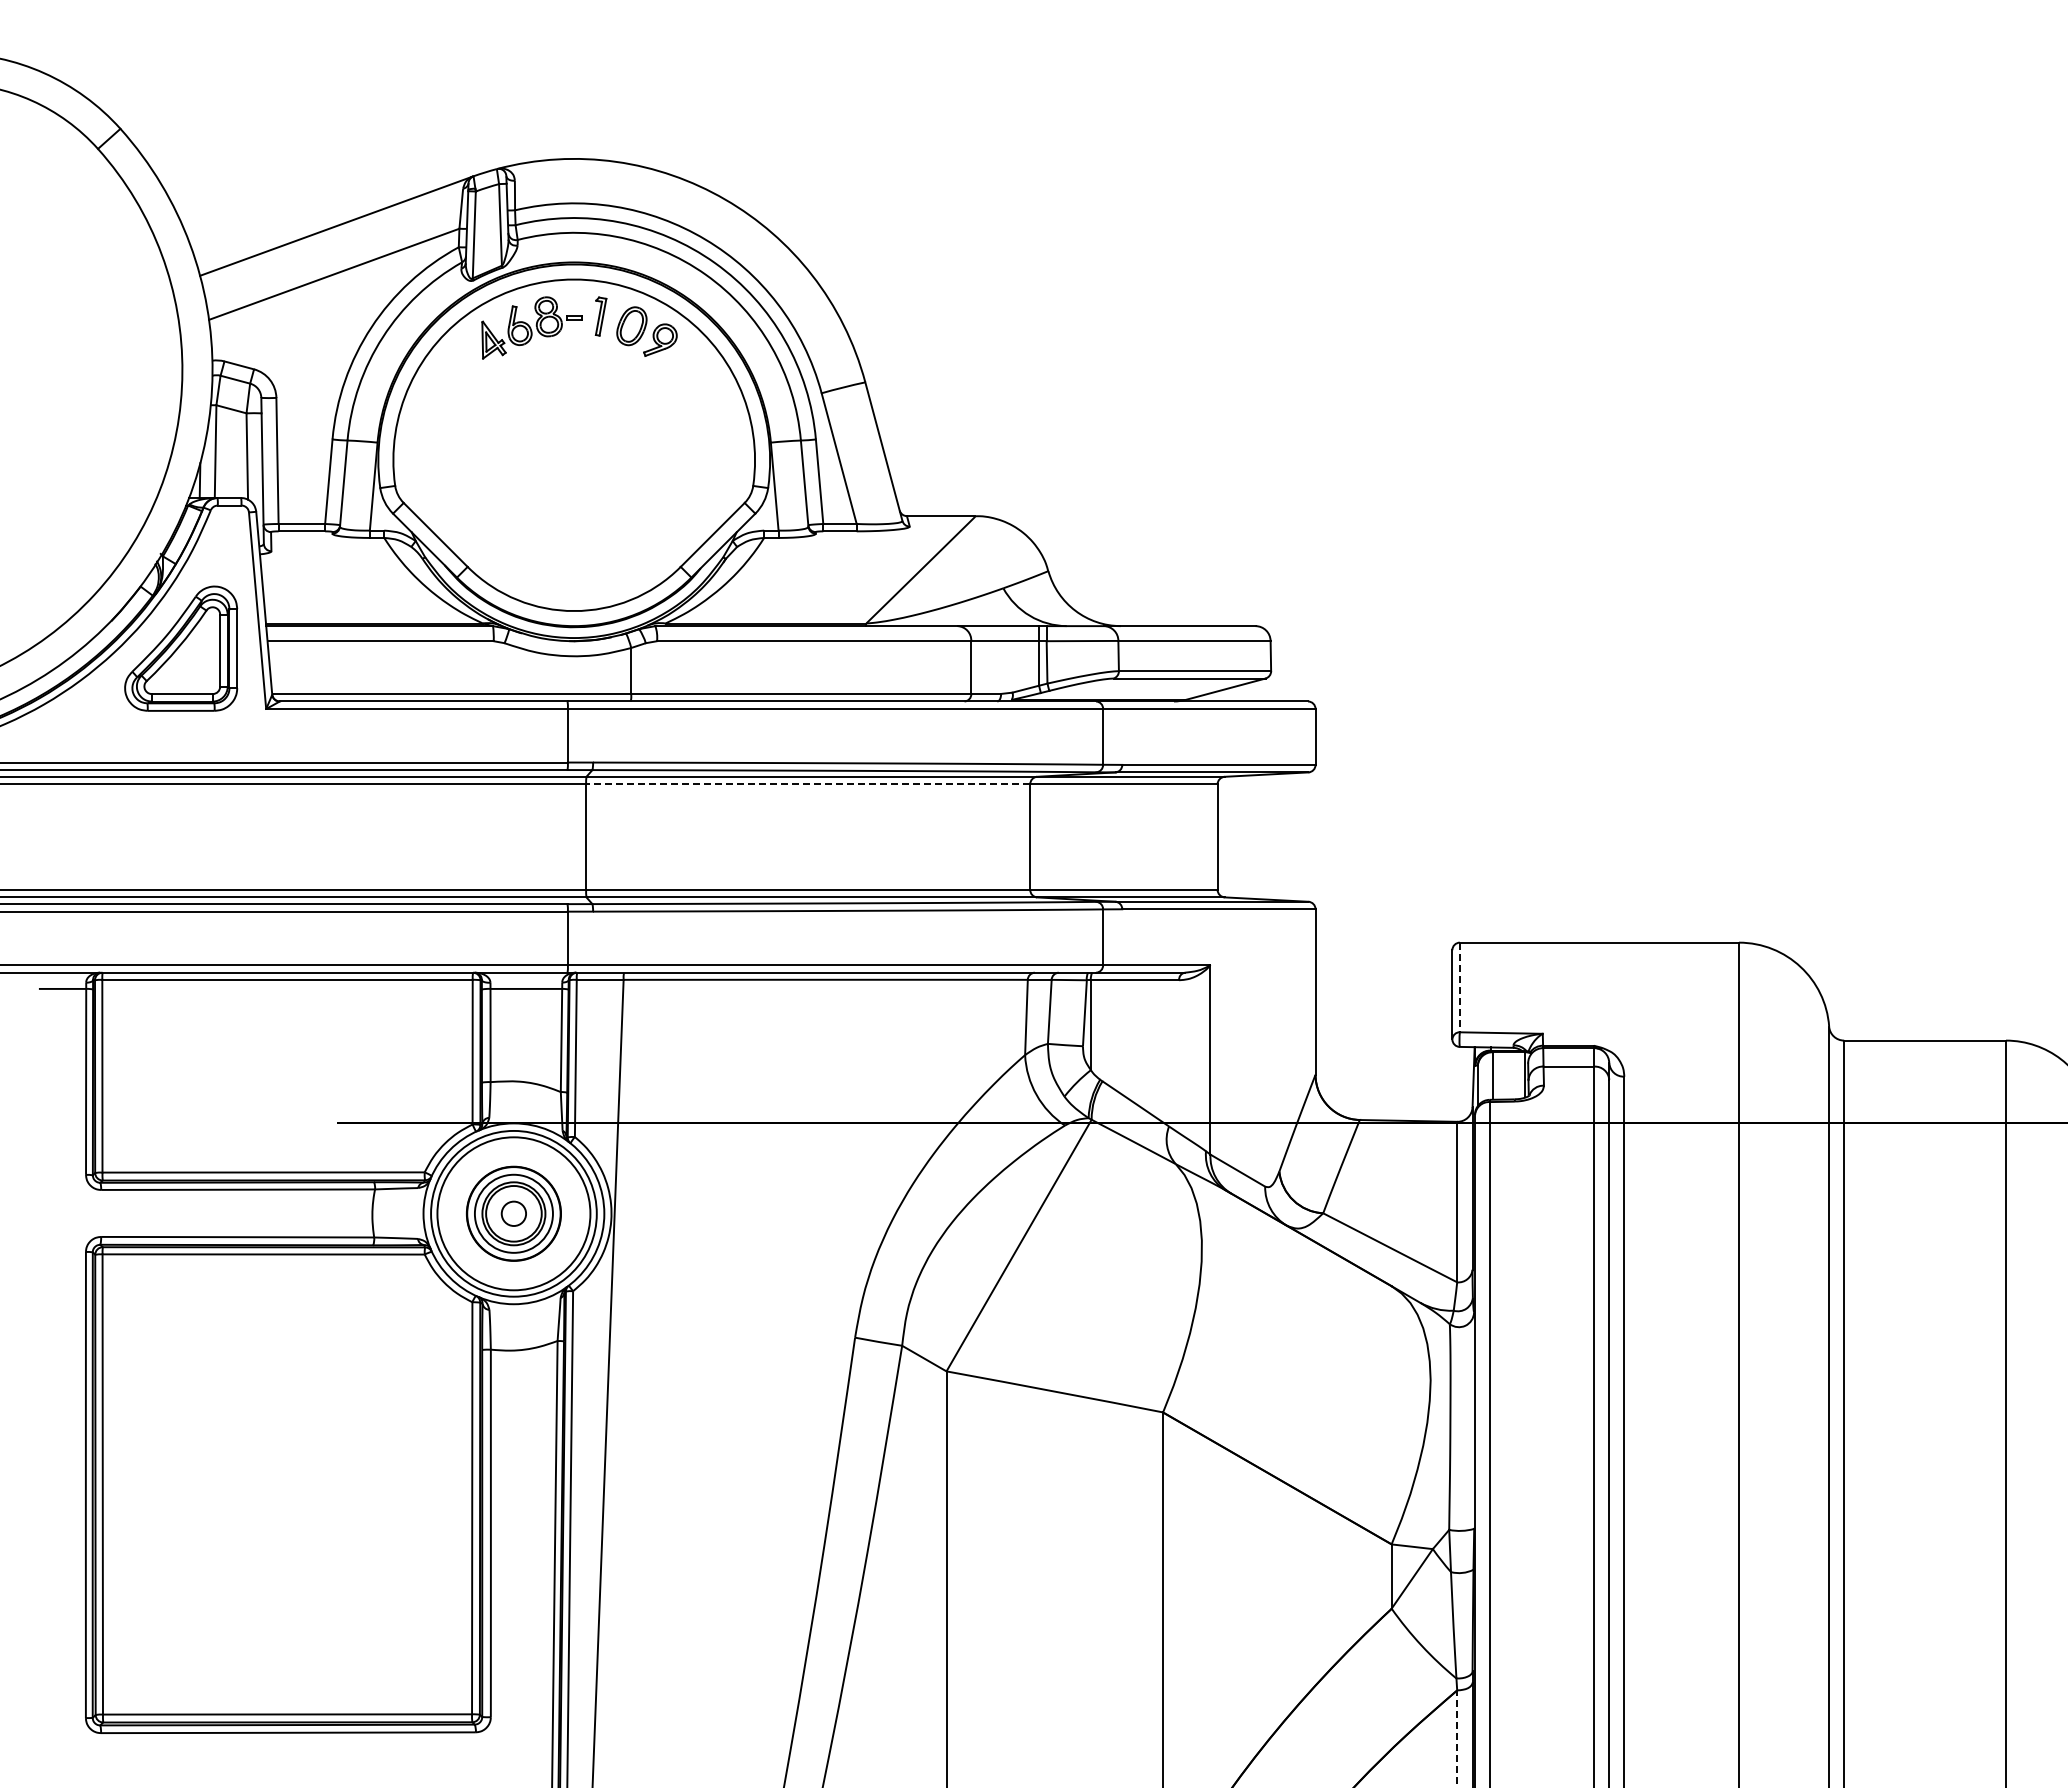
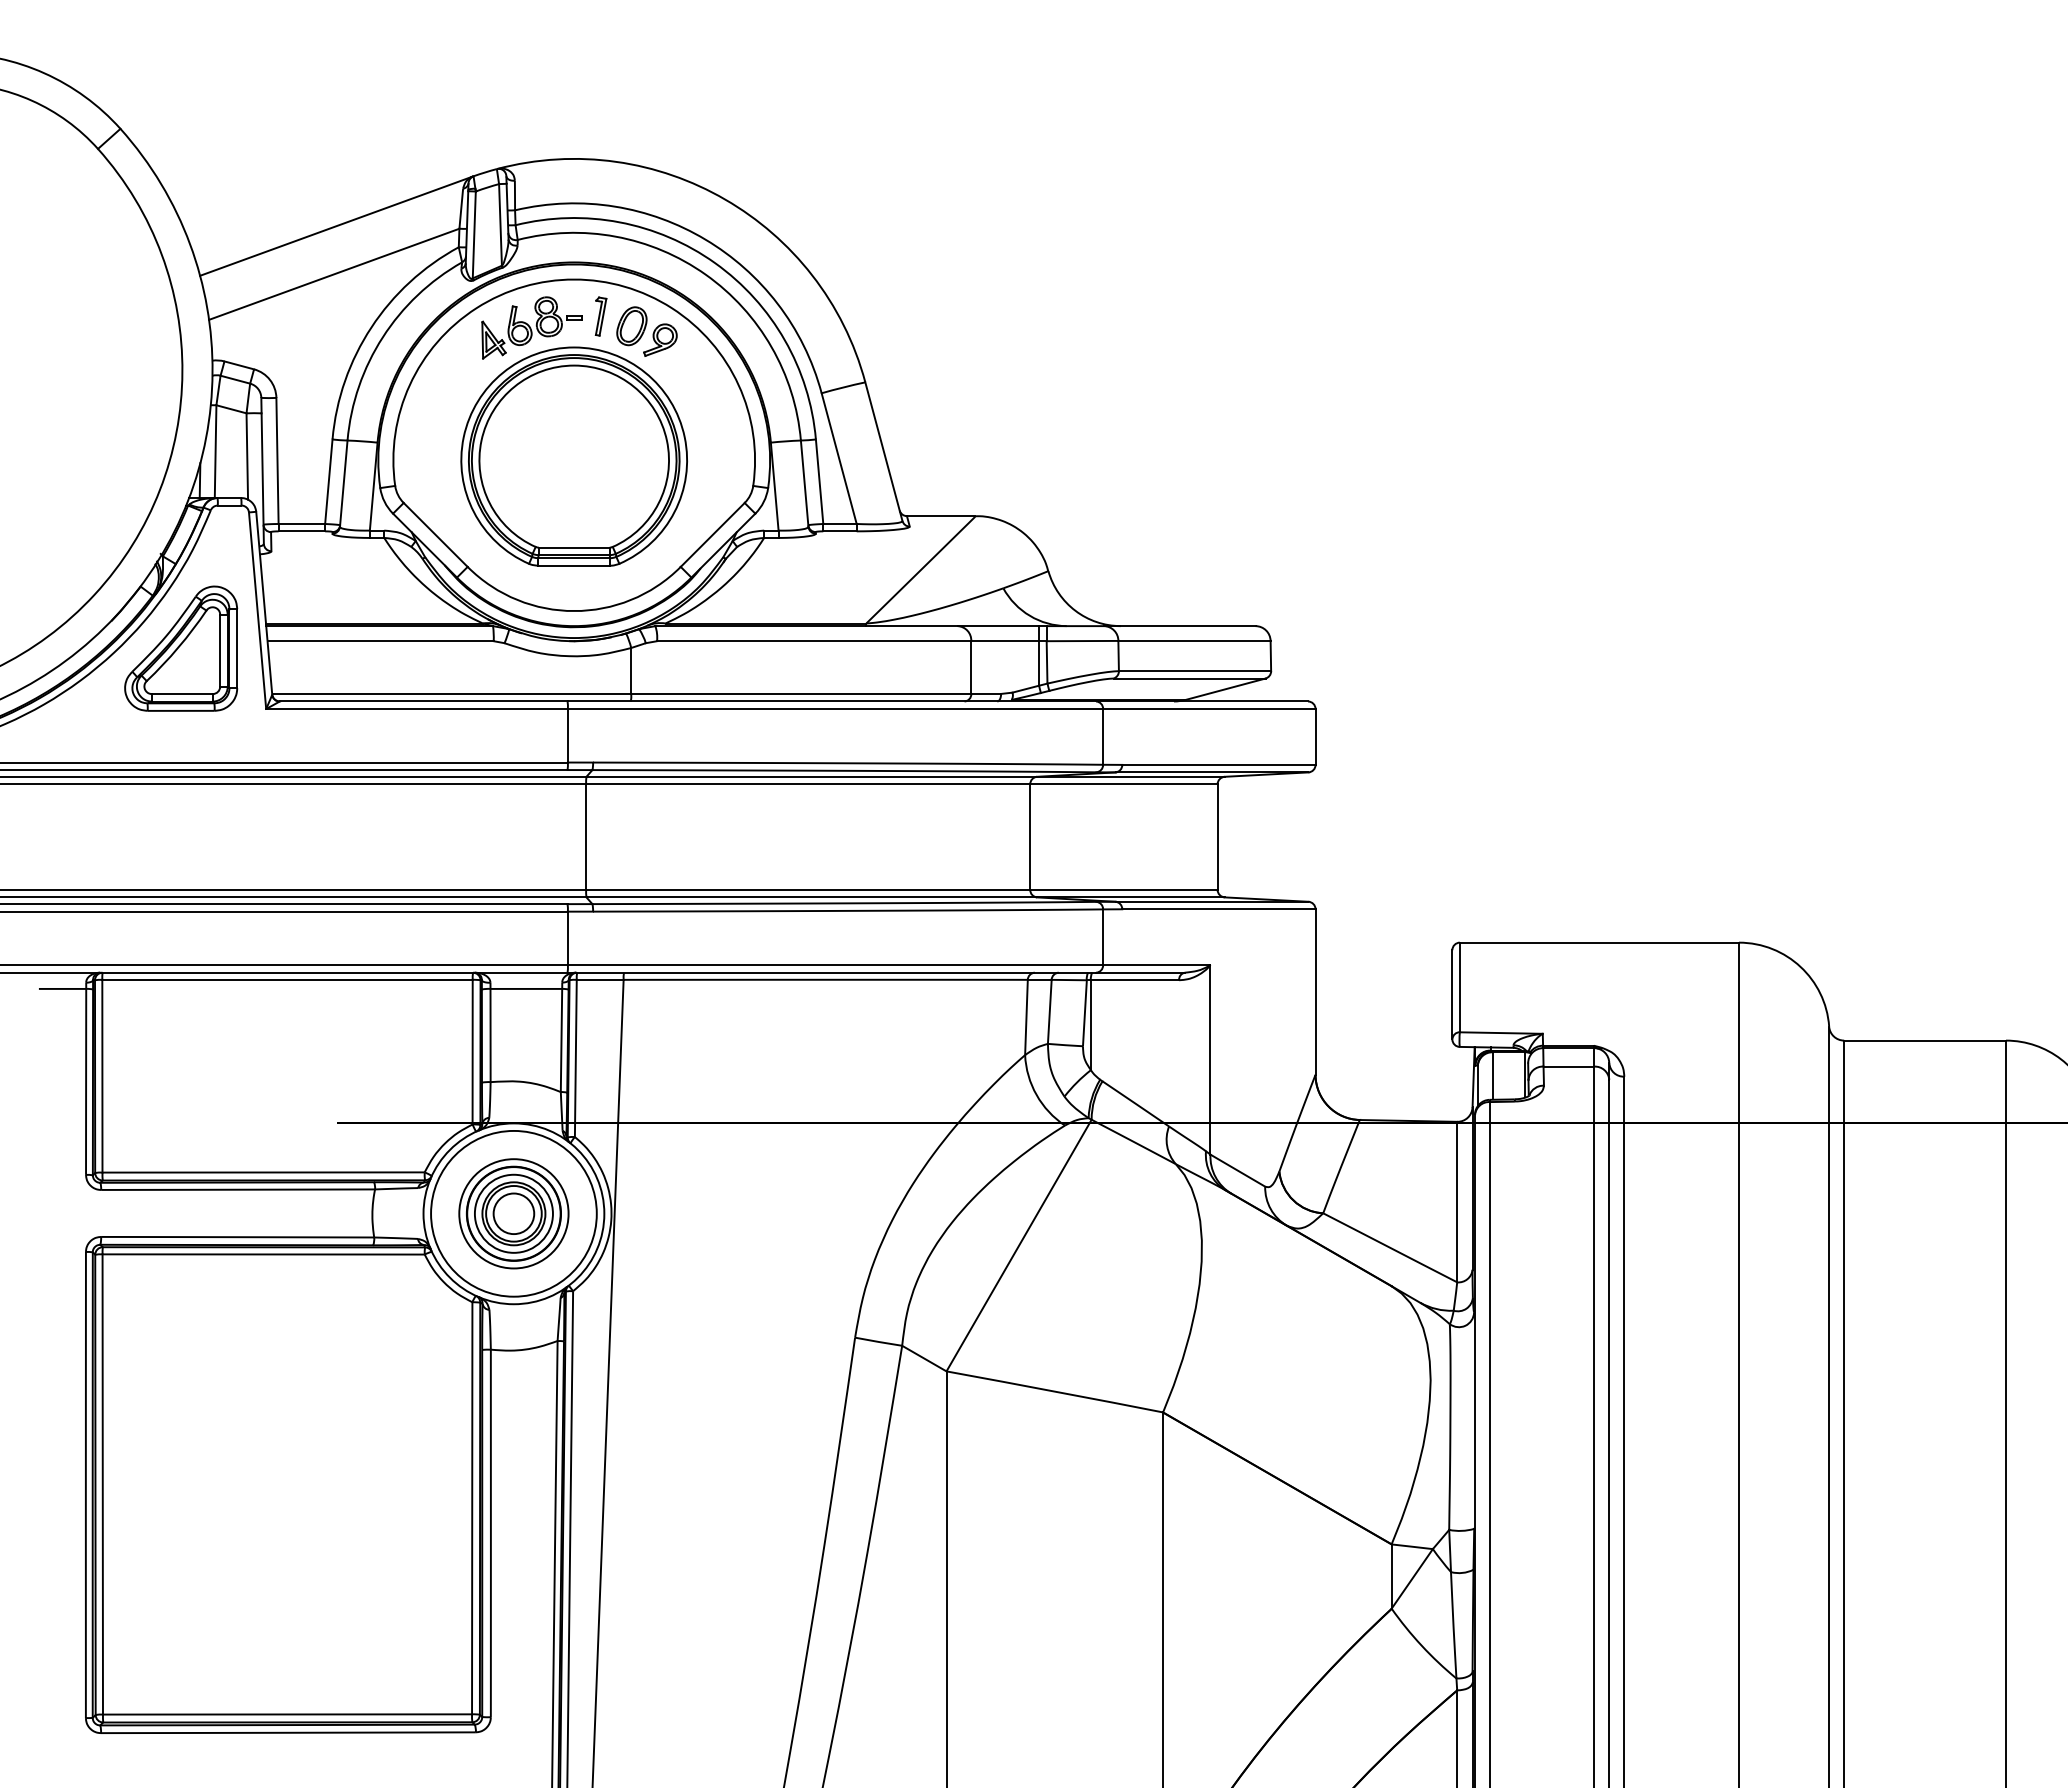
part: none -> present (573, 456)
line: dashed -> solid (807, 784)
line: dashed -> solid (1459, 987)
circle diameter: 153 px -> 109 px (513, 1213)
circle diameter: 24 px -> 41 px (513, 1213)
line: dashed -> solid (1457, 1738)
